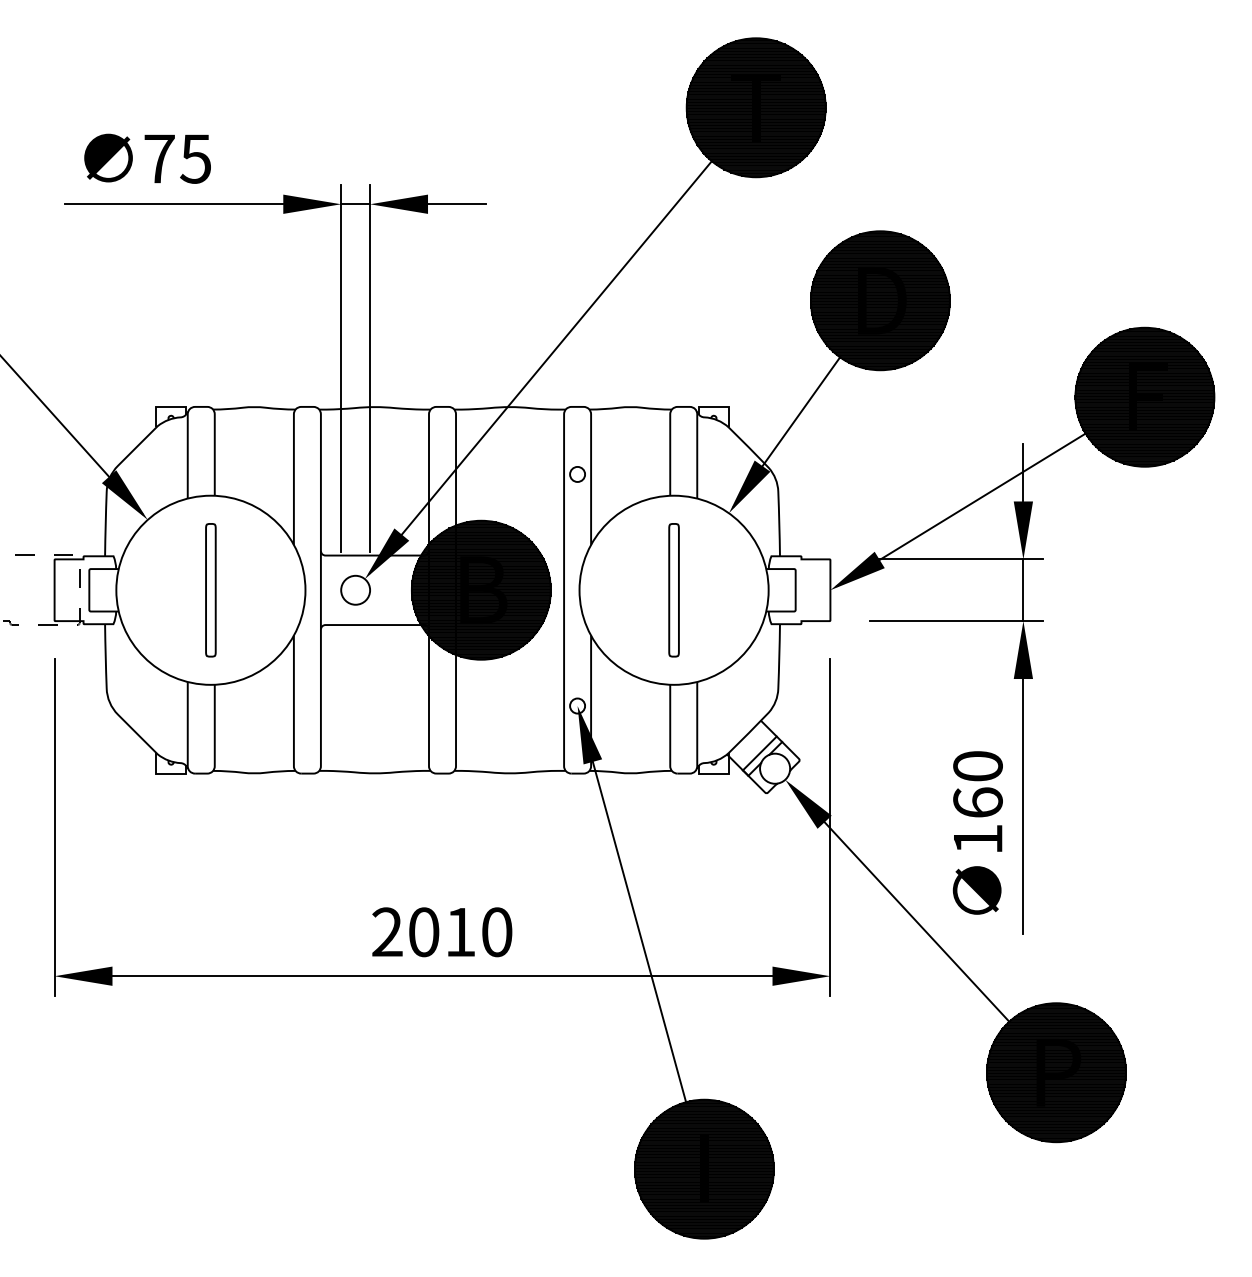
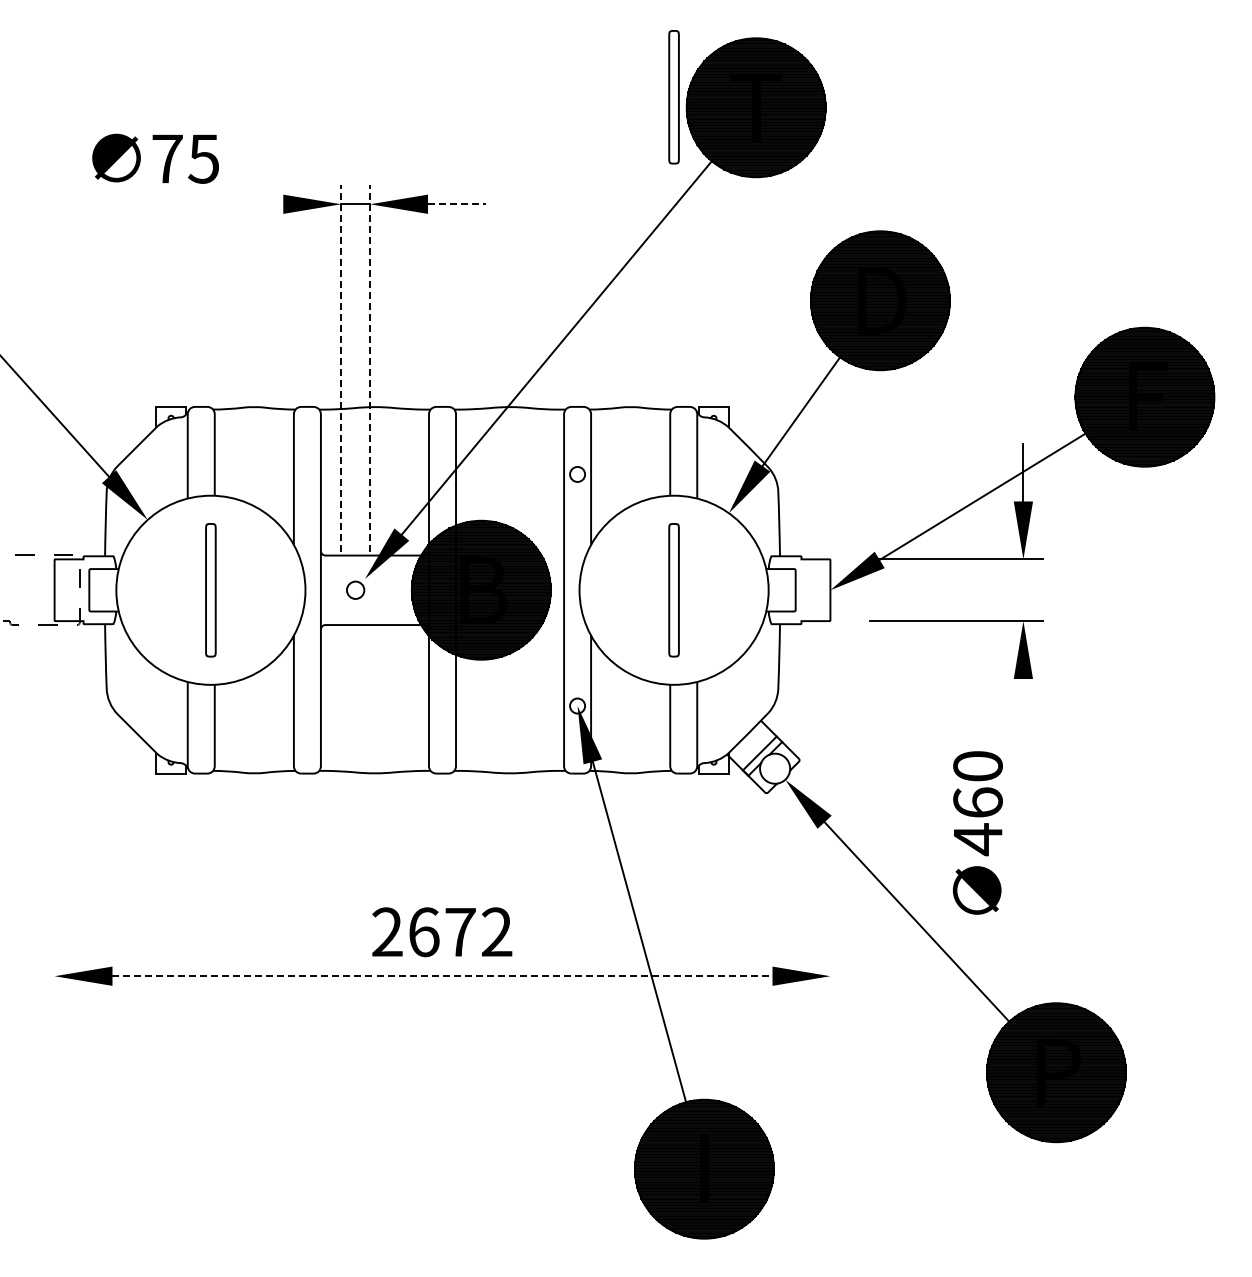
part: none -> present (673, 97)
text position: (147, 158) -> (155, 158) (155, 158)
line: present -> none (173, 204)
line: solid -> dashed (456, 204)
line: solid -> dashed (341, 367)
line: solid -> dashed (370, 367)
circle diameter: 29 px -> 17 px (355, 589)
line: present -> none (1023, 590)
line: present -> none (1023, 806)
line: present -> none (54, 826)
line: present -> none (830, 826)
text: 160 -> 460 (978, 839)
text: 2010 -> 2672 (460, 932)
line: solid -> dashed (443, 976)
